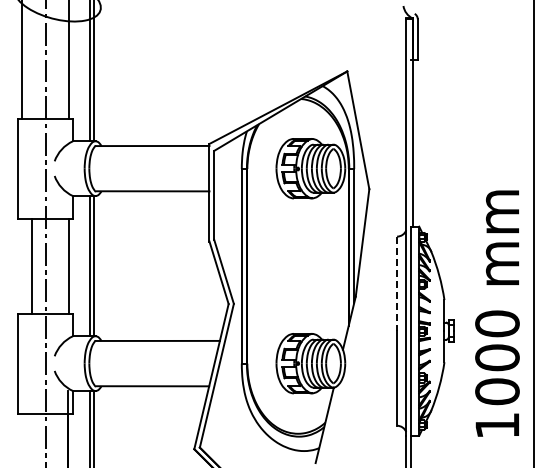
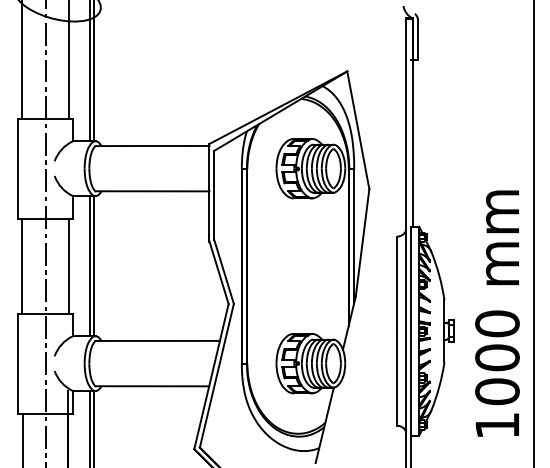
line position: (32, 265) -> (22, 265) (22, 265)
line: dashed -> solid (397, 284)
line: none -> present (22, 438)
